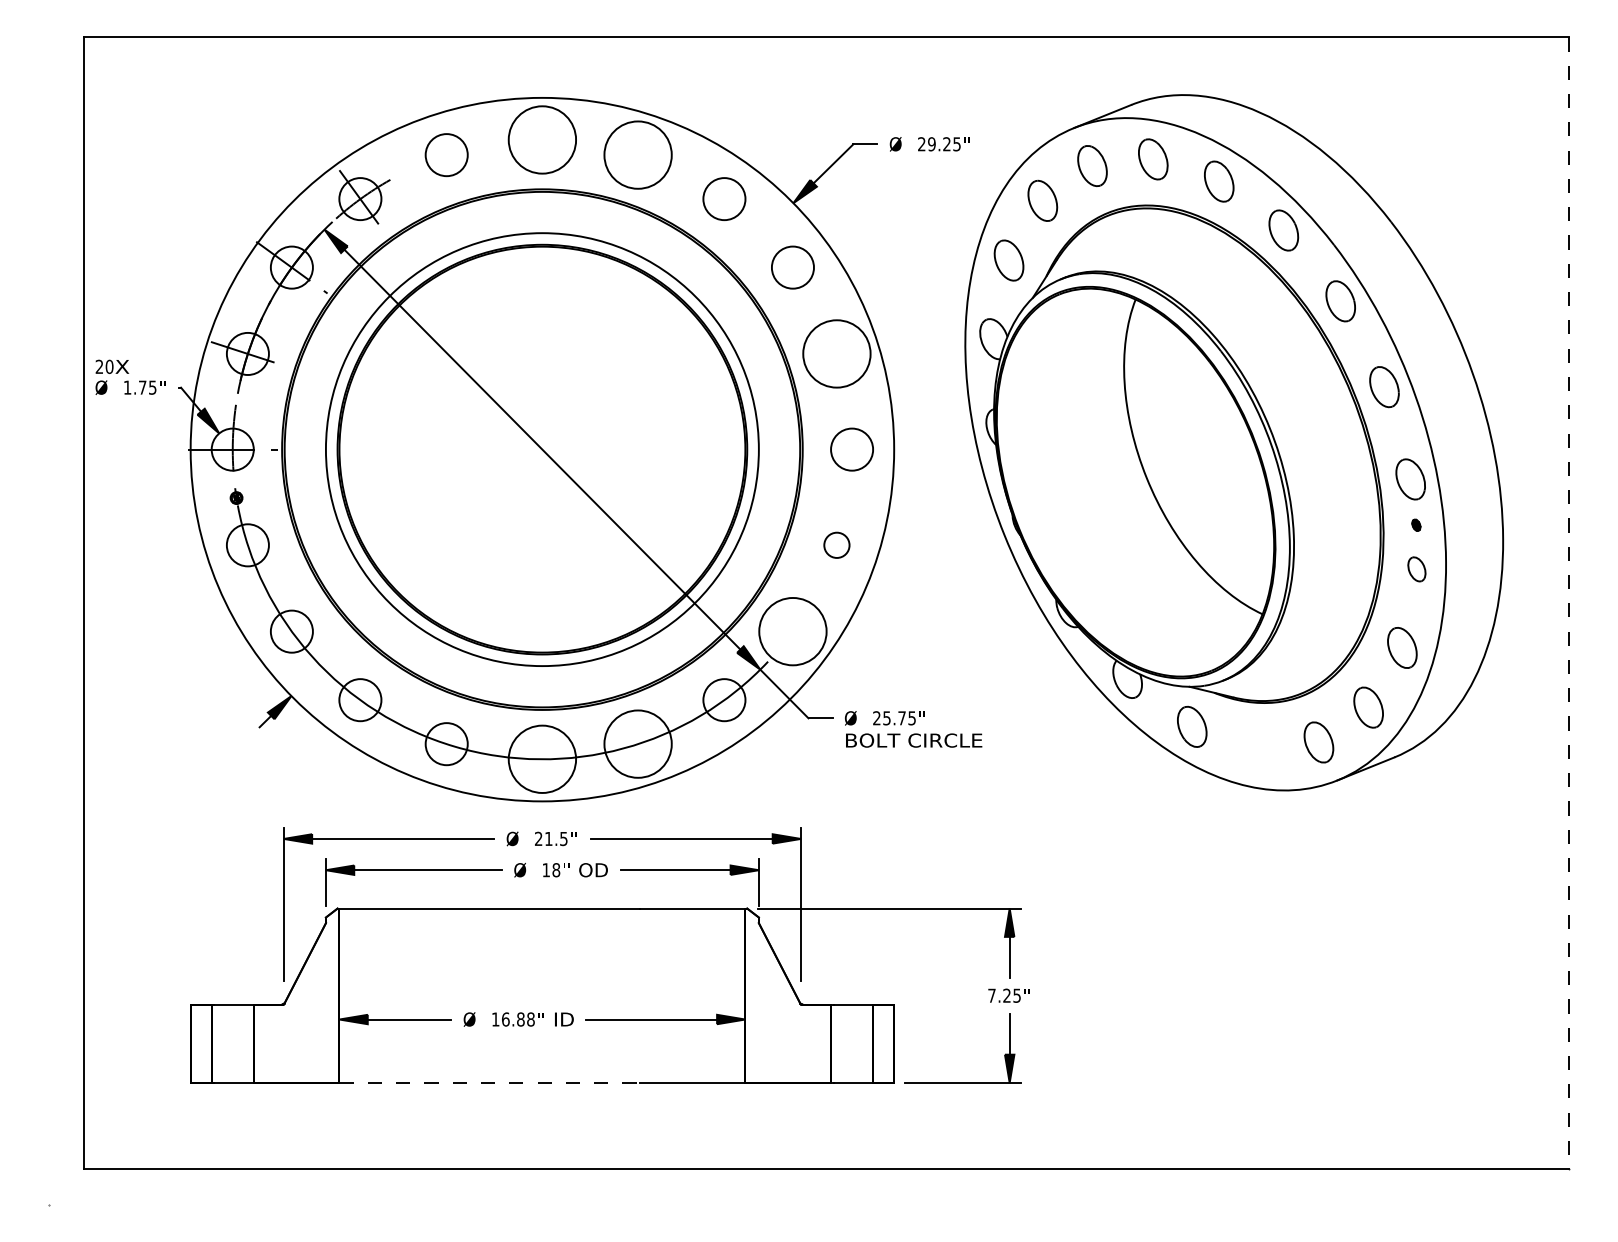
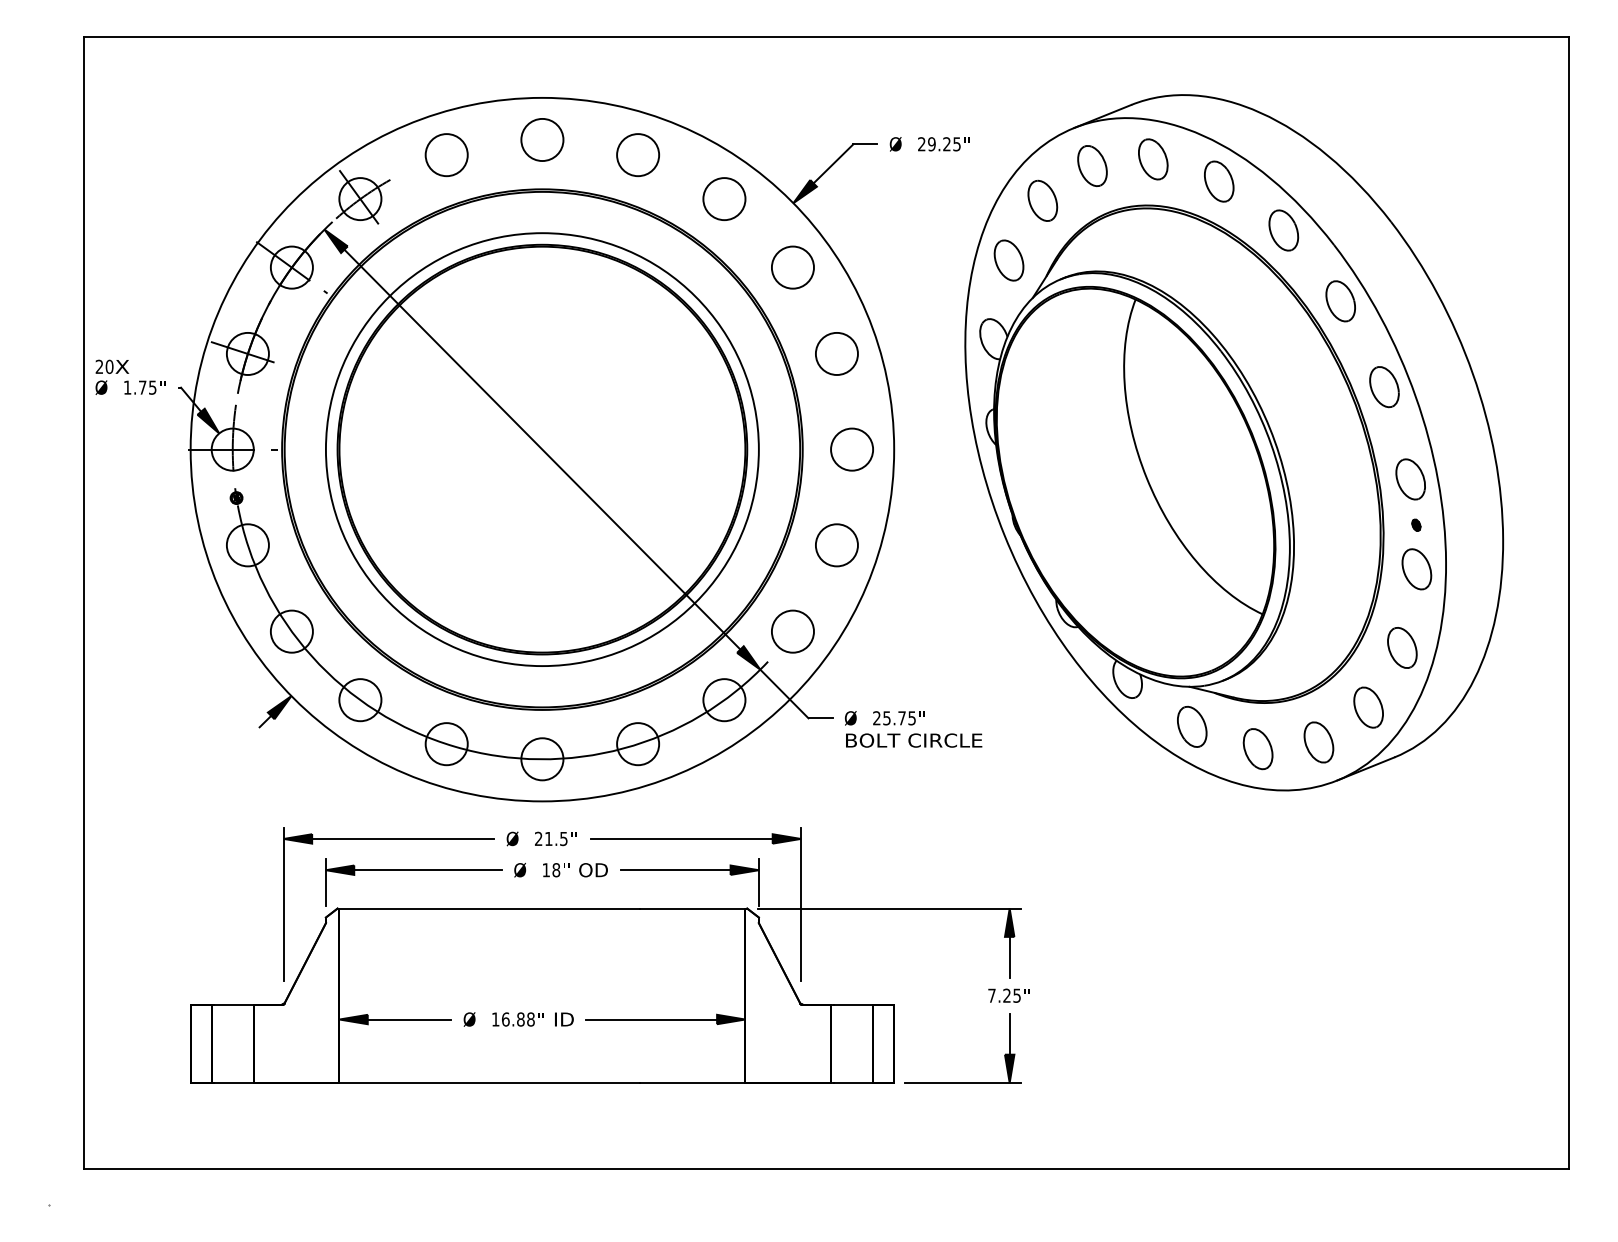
circle diameter: 67 px -> 42 px (542, 139)
circle diameter: 67 px -> 42 px (638, 155)
circle diameter: 67 px -> 42 px (836, 353)
circle diameter: 25 px -> 42 px (836, 545)
part size: 20x27 px -> 32x43 px (1416, 569)
line: dashed -> solid (1569, 603)
circle diameter: 67 px -> 42 px (792, 631)
circle diameter: 67 px -> 42 px (638, 744)
part: none -> present (1257, 749)
circle diameter: 67 px -> 42 px (542, 759)
line: dashed -> solid (490, 1082)
